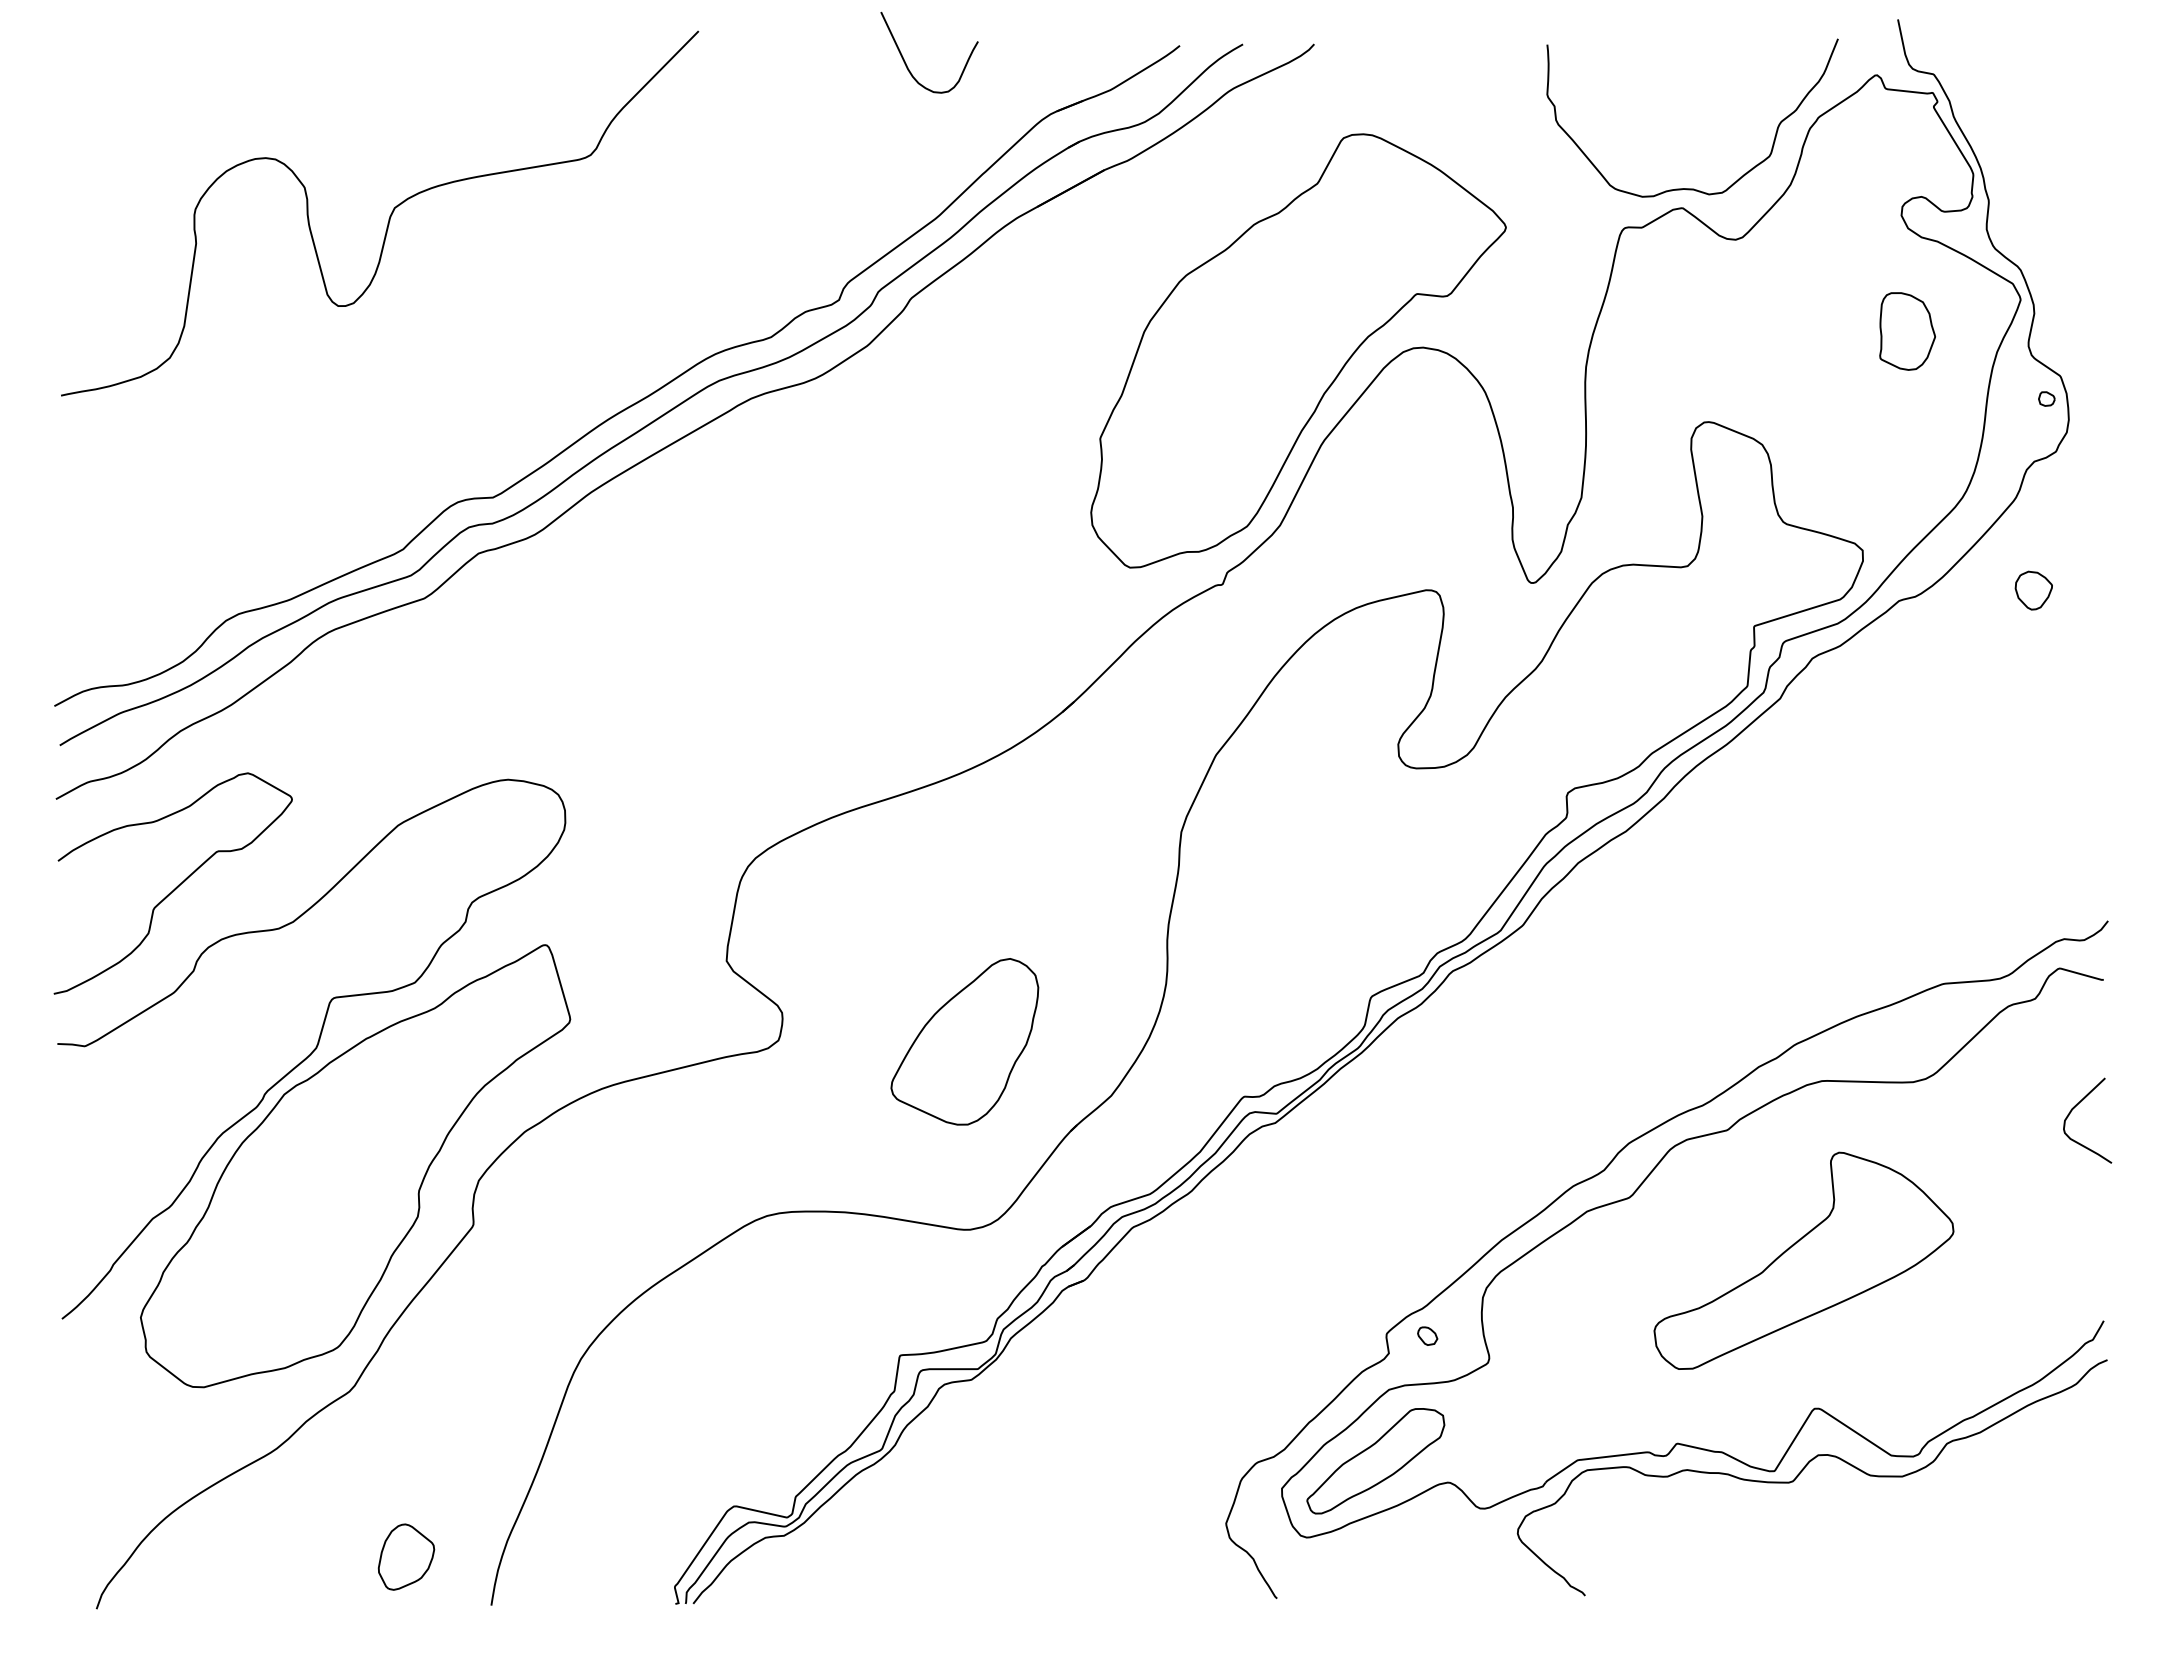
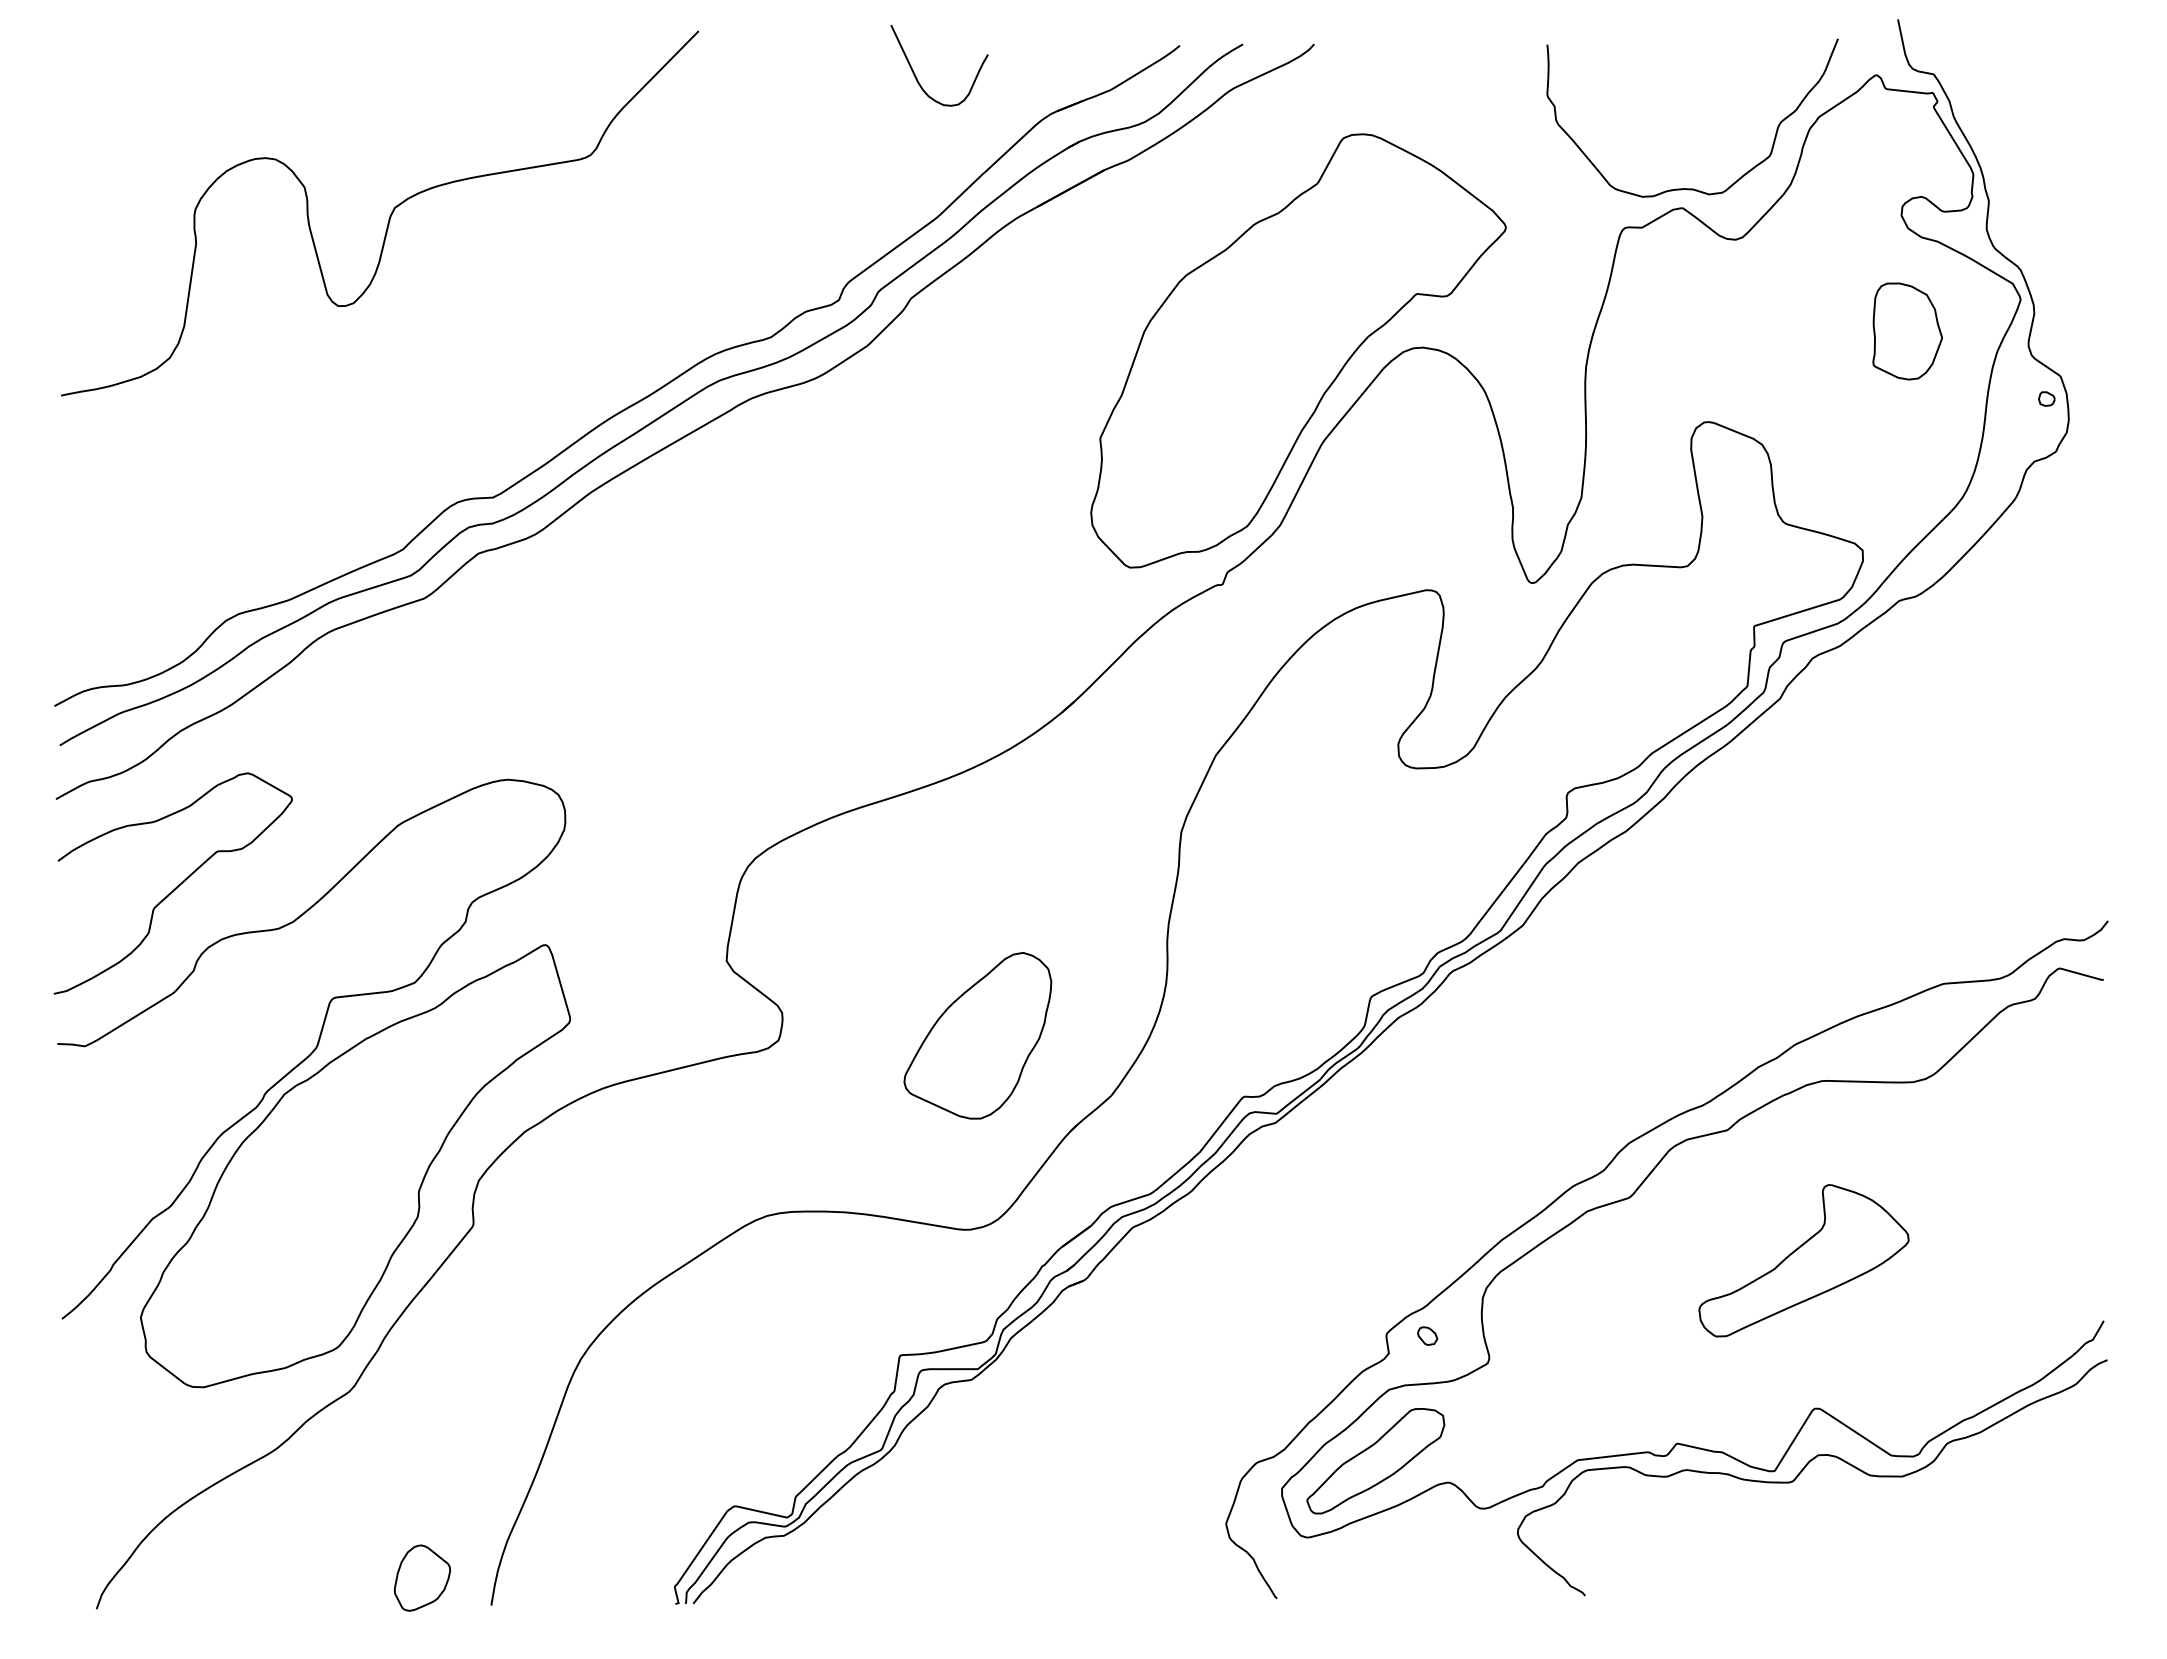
curve position: (906, 63) -> (916, 76) (916, 76)
part size: 57x79 px -> 71x99 px (1907, 331)
part: present -> none (2033, 590)
part position: (964, 1041) -> (977, 1035) (977, 1035)
curve: present -> none (2075, 1107)
part size: 302x219 px -> 212x154 px (1803, 1260)
part position: (406, 1556) -> (422, 1577) (422, 1577)
